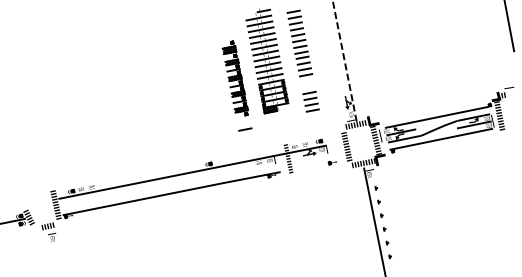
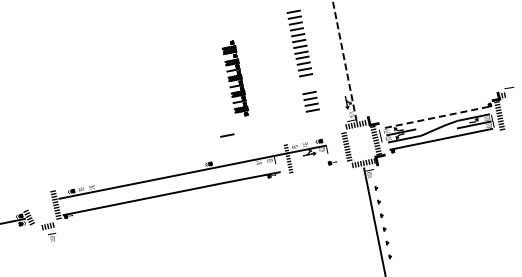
line: present -> none (509, 26)
part: present -> none (267, 61)
line: solid -> dashed (437, 117)
line position: (245, 129) -> (227, 135) (227, 135)
